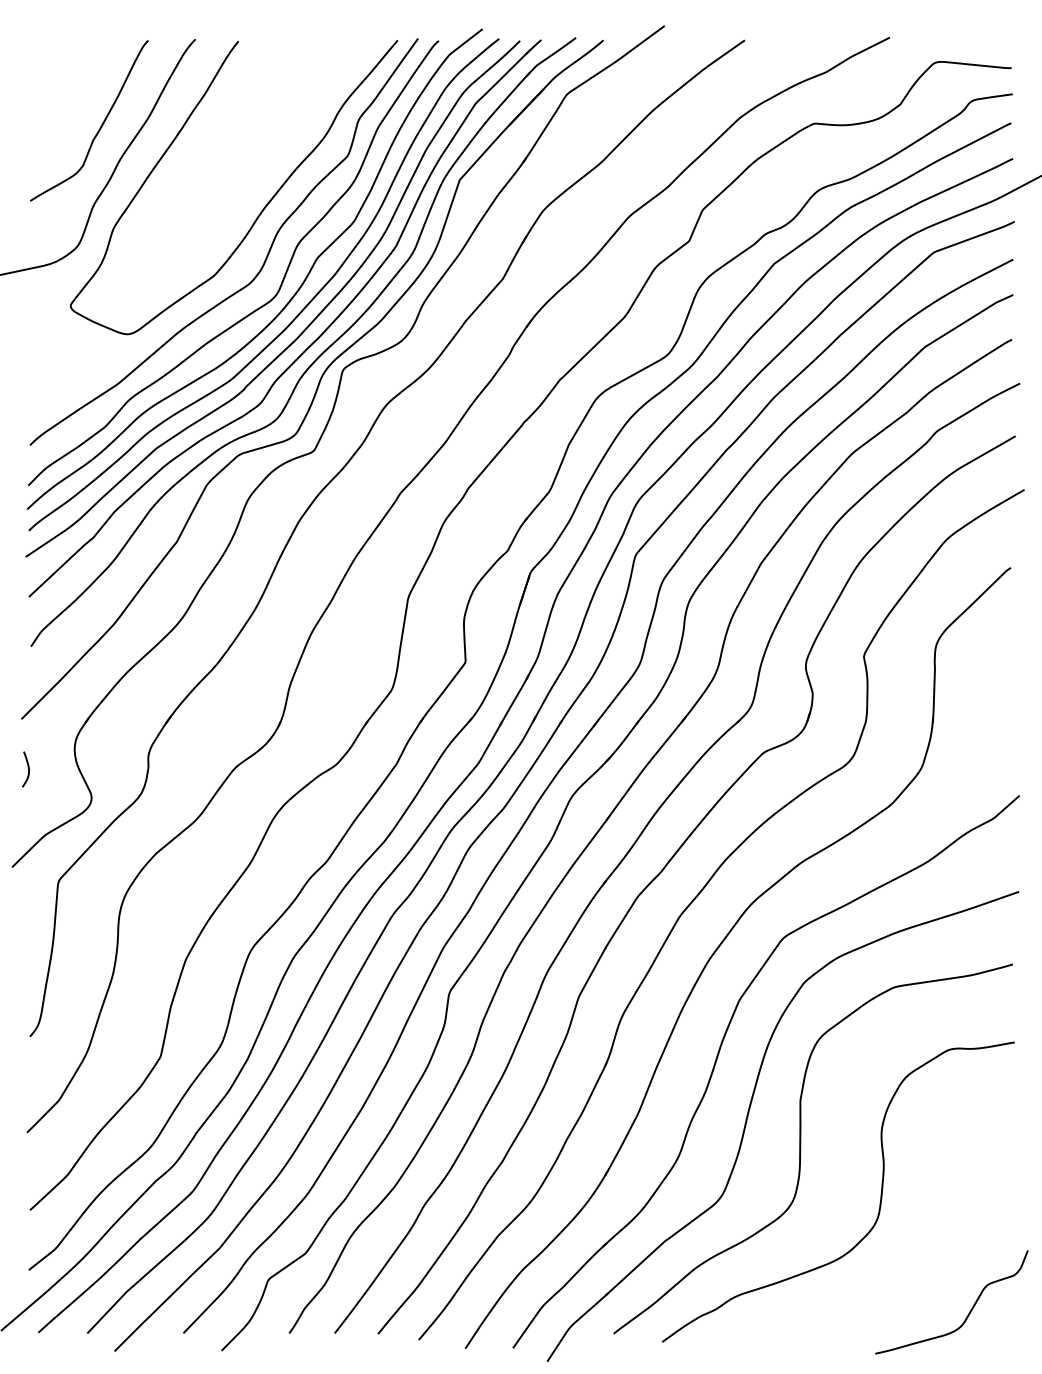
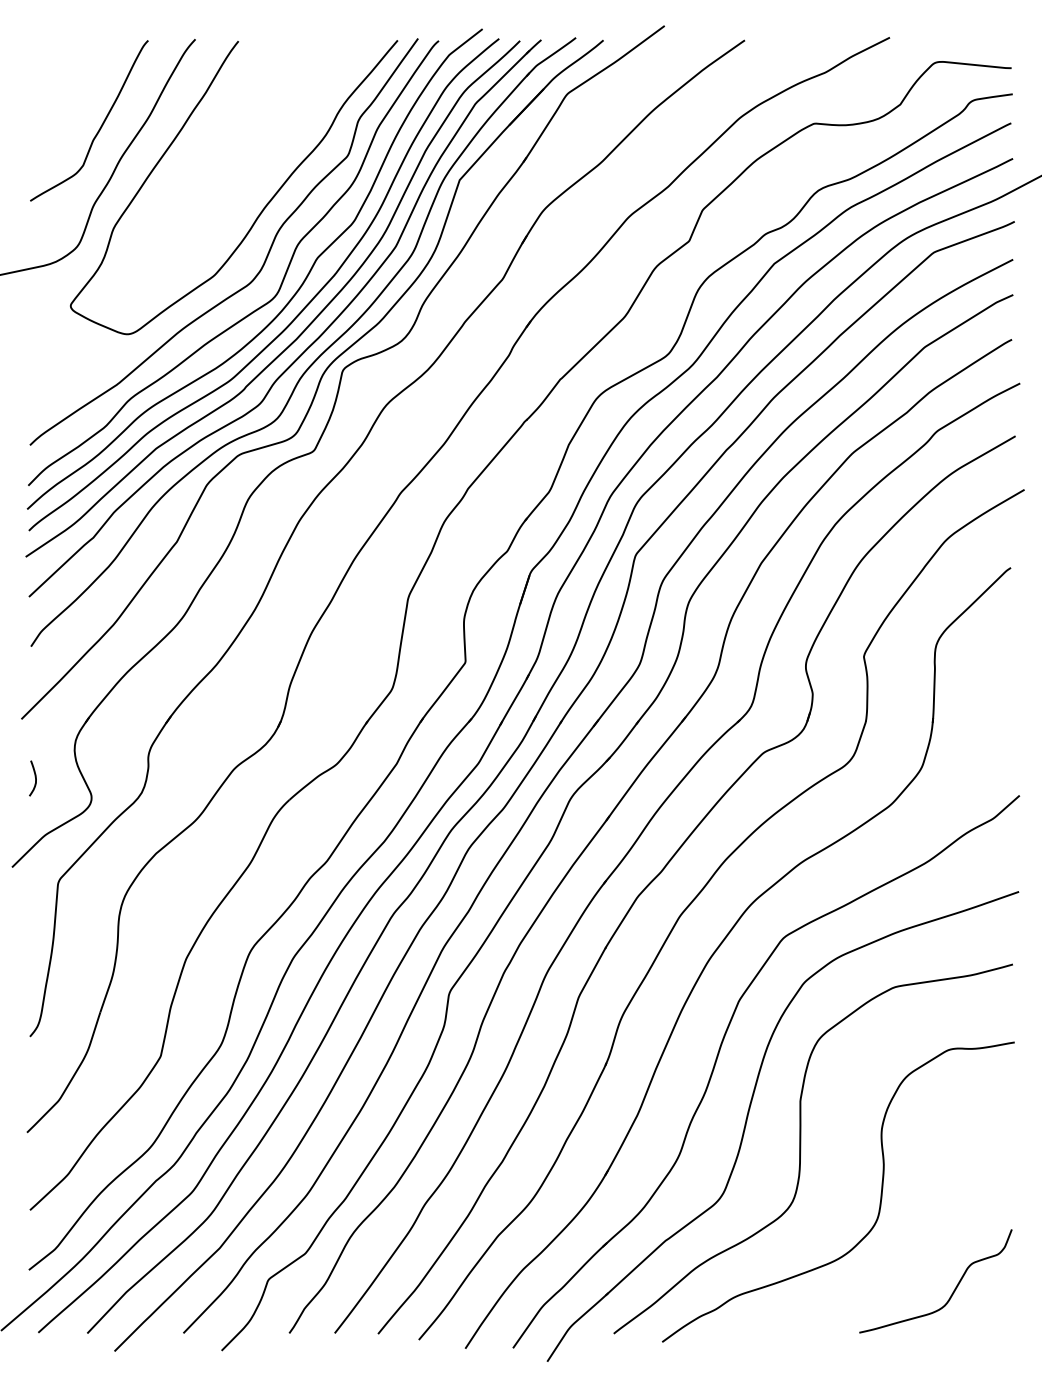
curve position: (27, 767) -> (34, 776) (34, 776)
curve position: (967, 1314) -> (951, 1293) (951, 1293)
